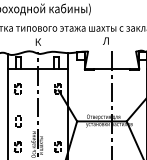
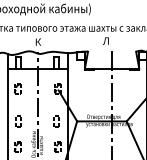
part: none -> present (56, 121)
